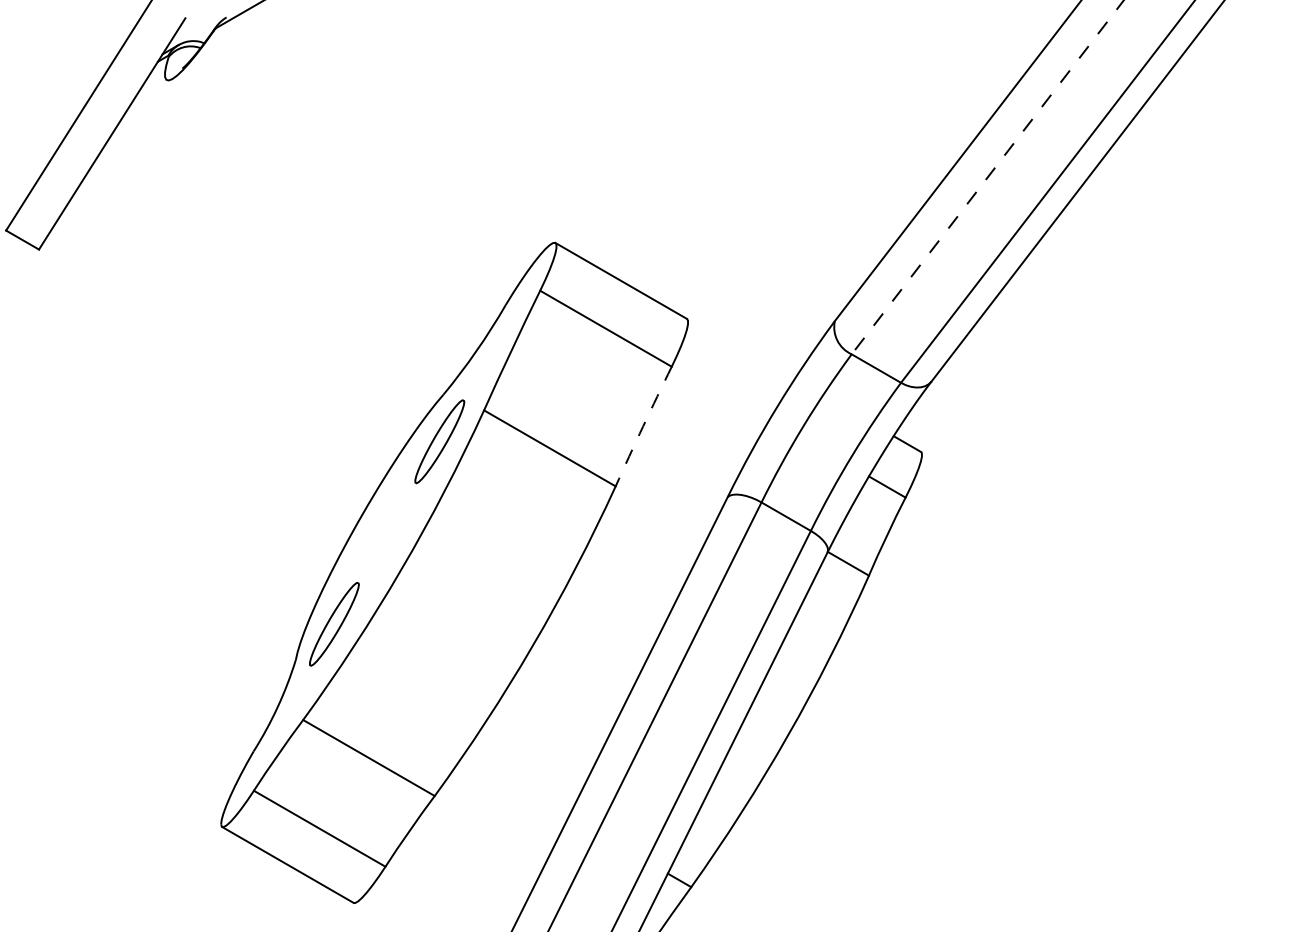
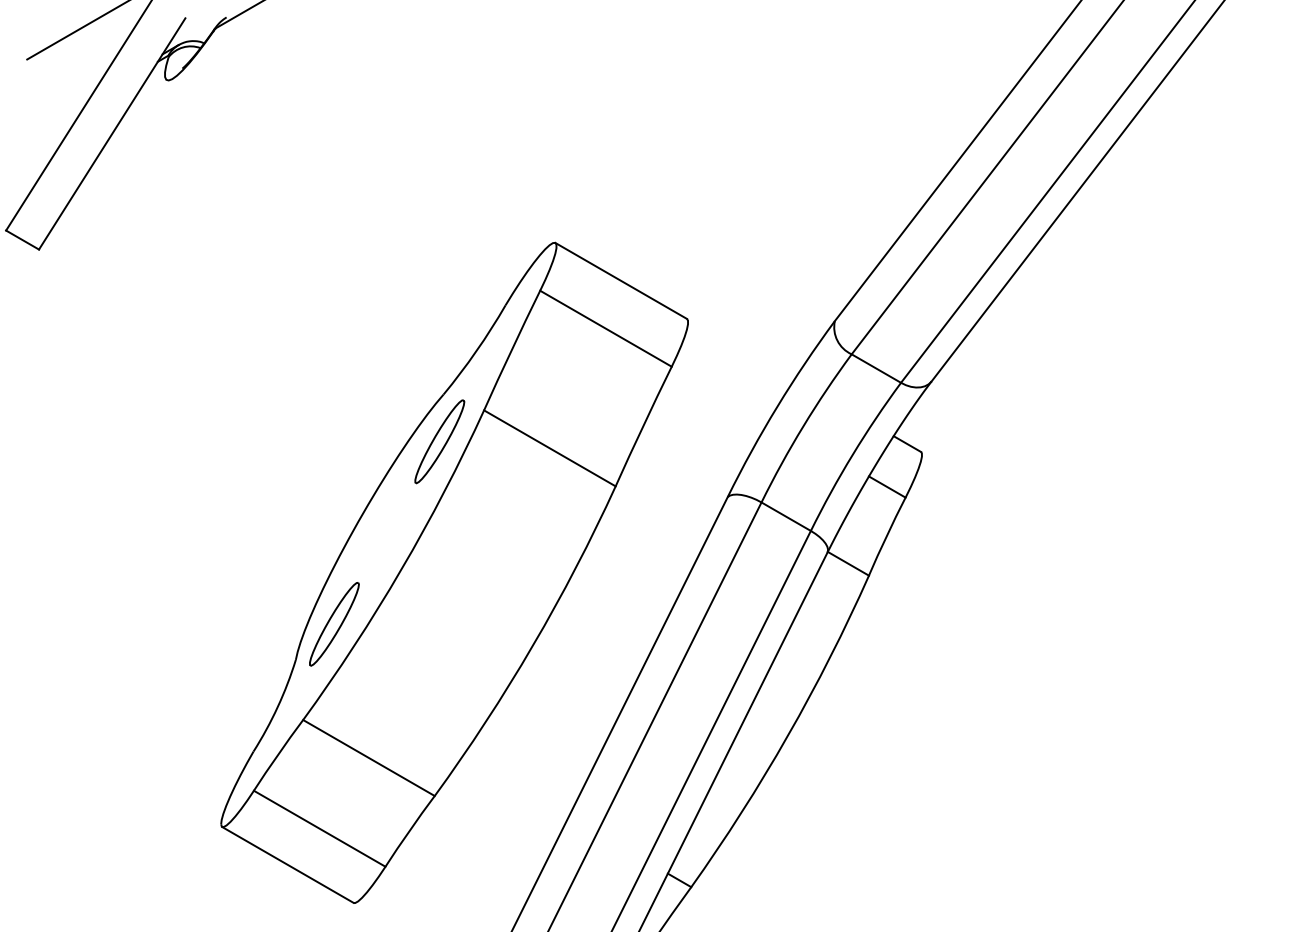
line: none -> present (76, 30)
line: dashed -> solid (987, 177)
arc: dashed -> solid (643, 426)
